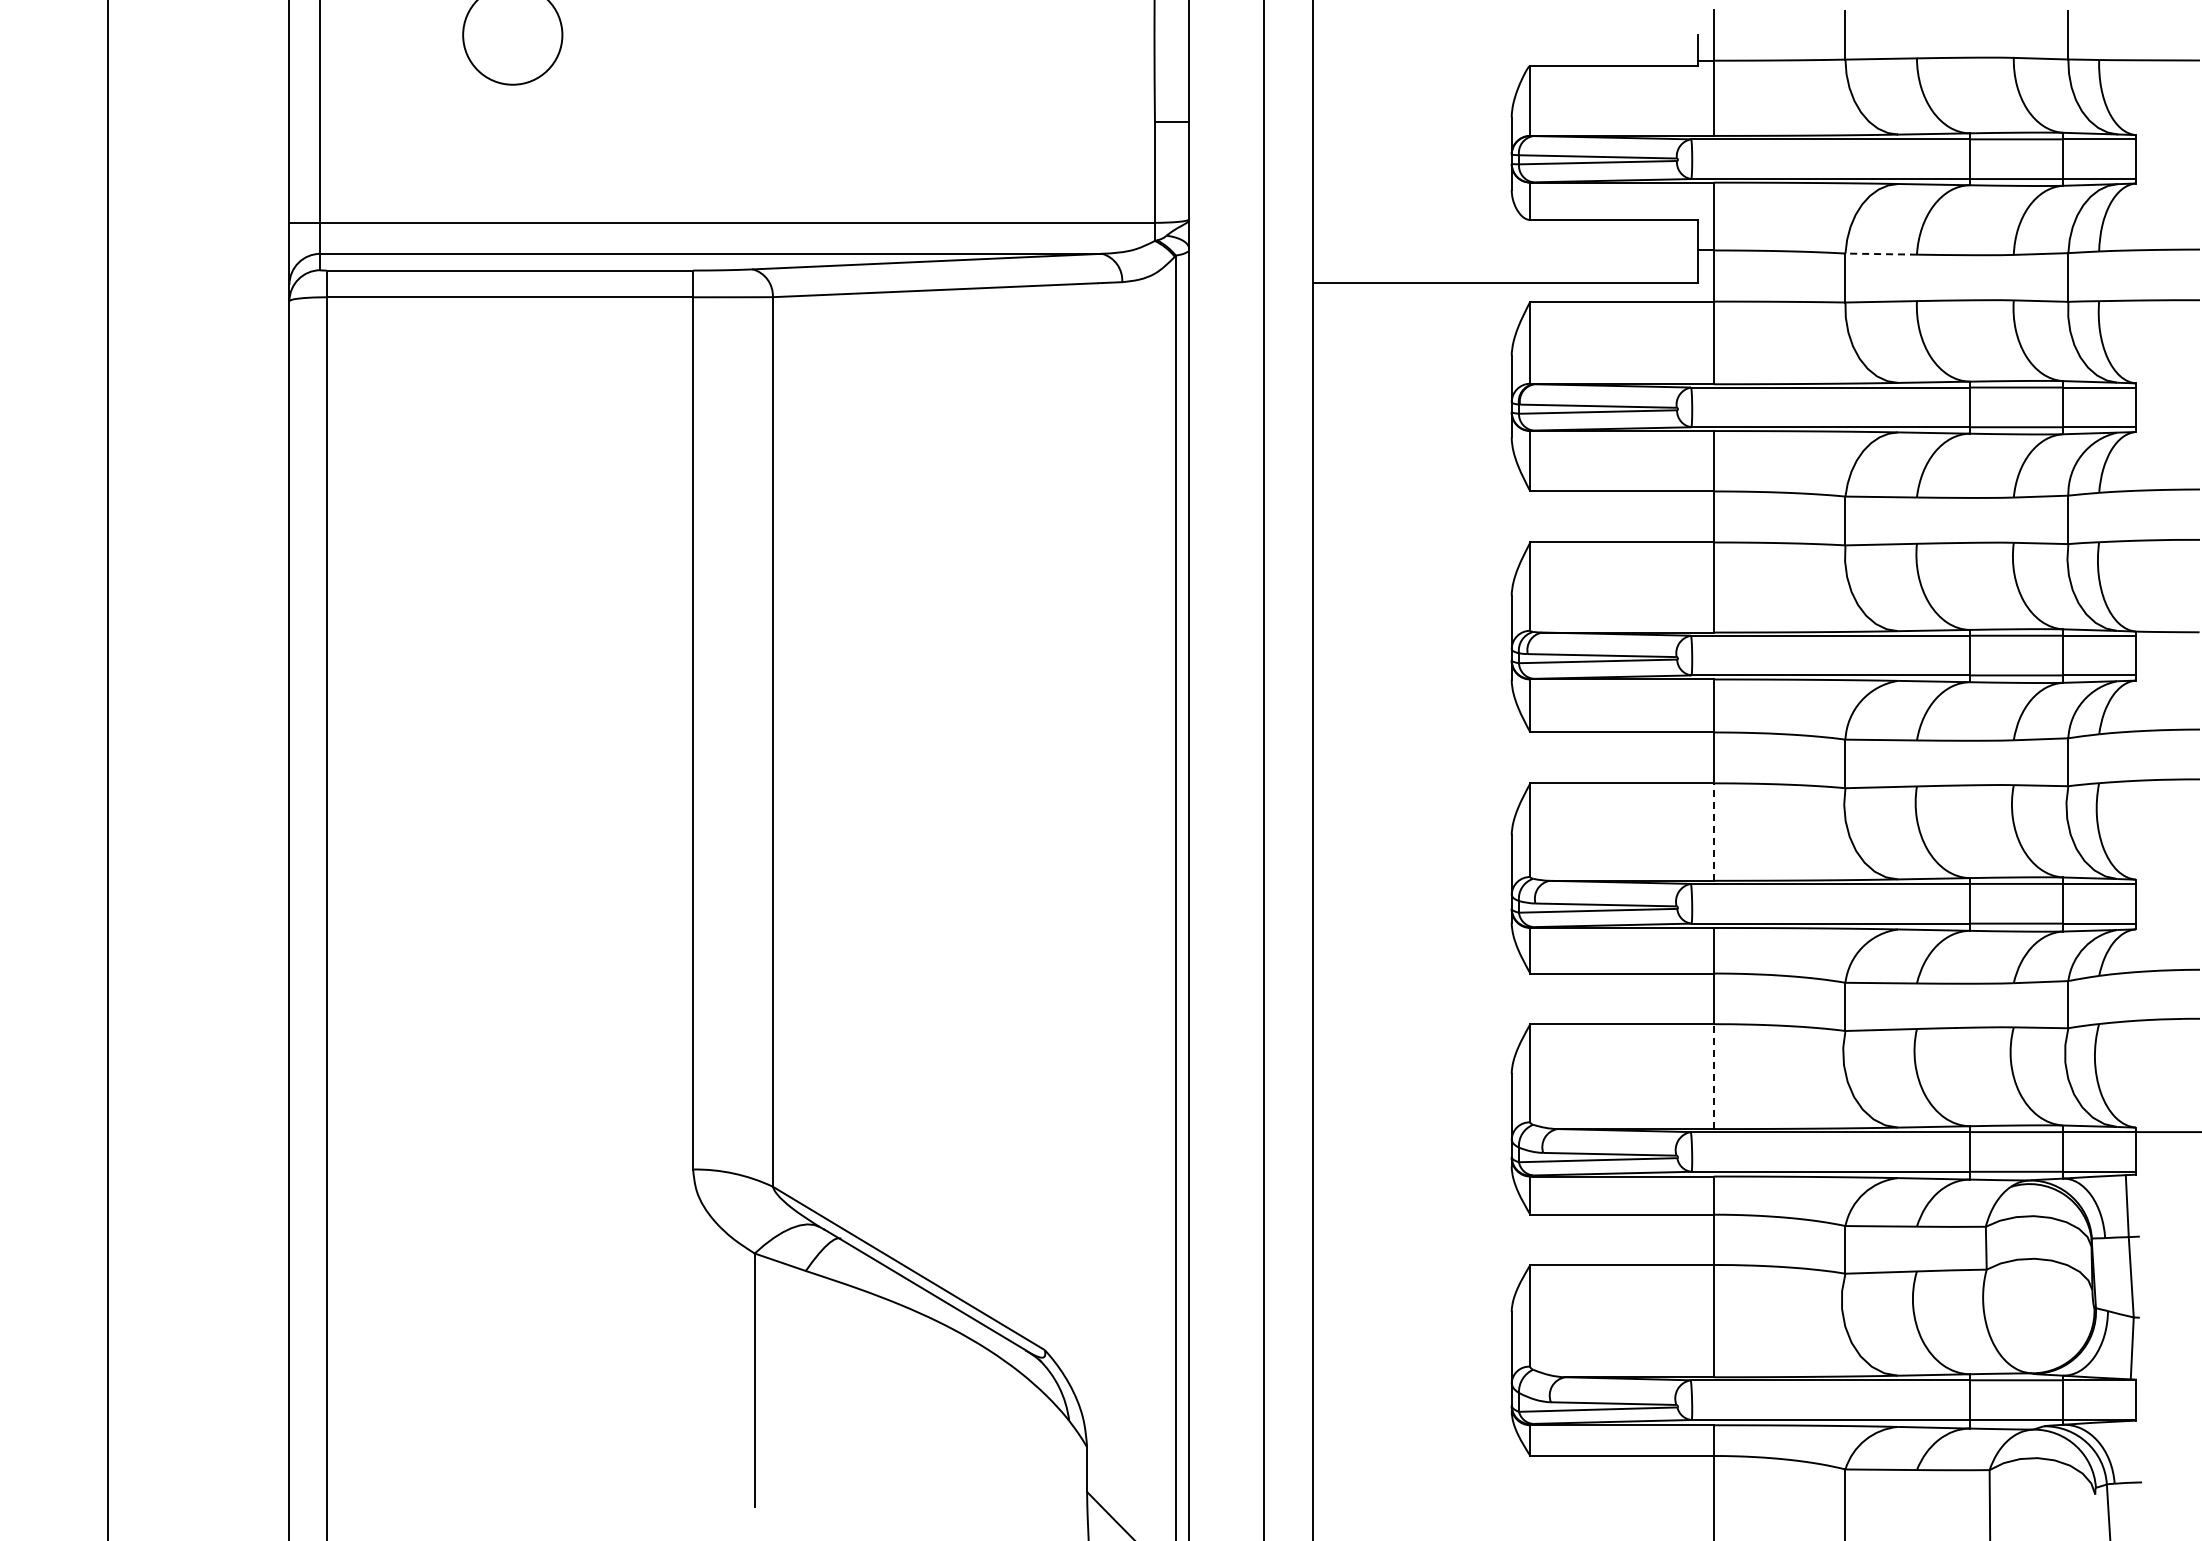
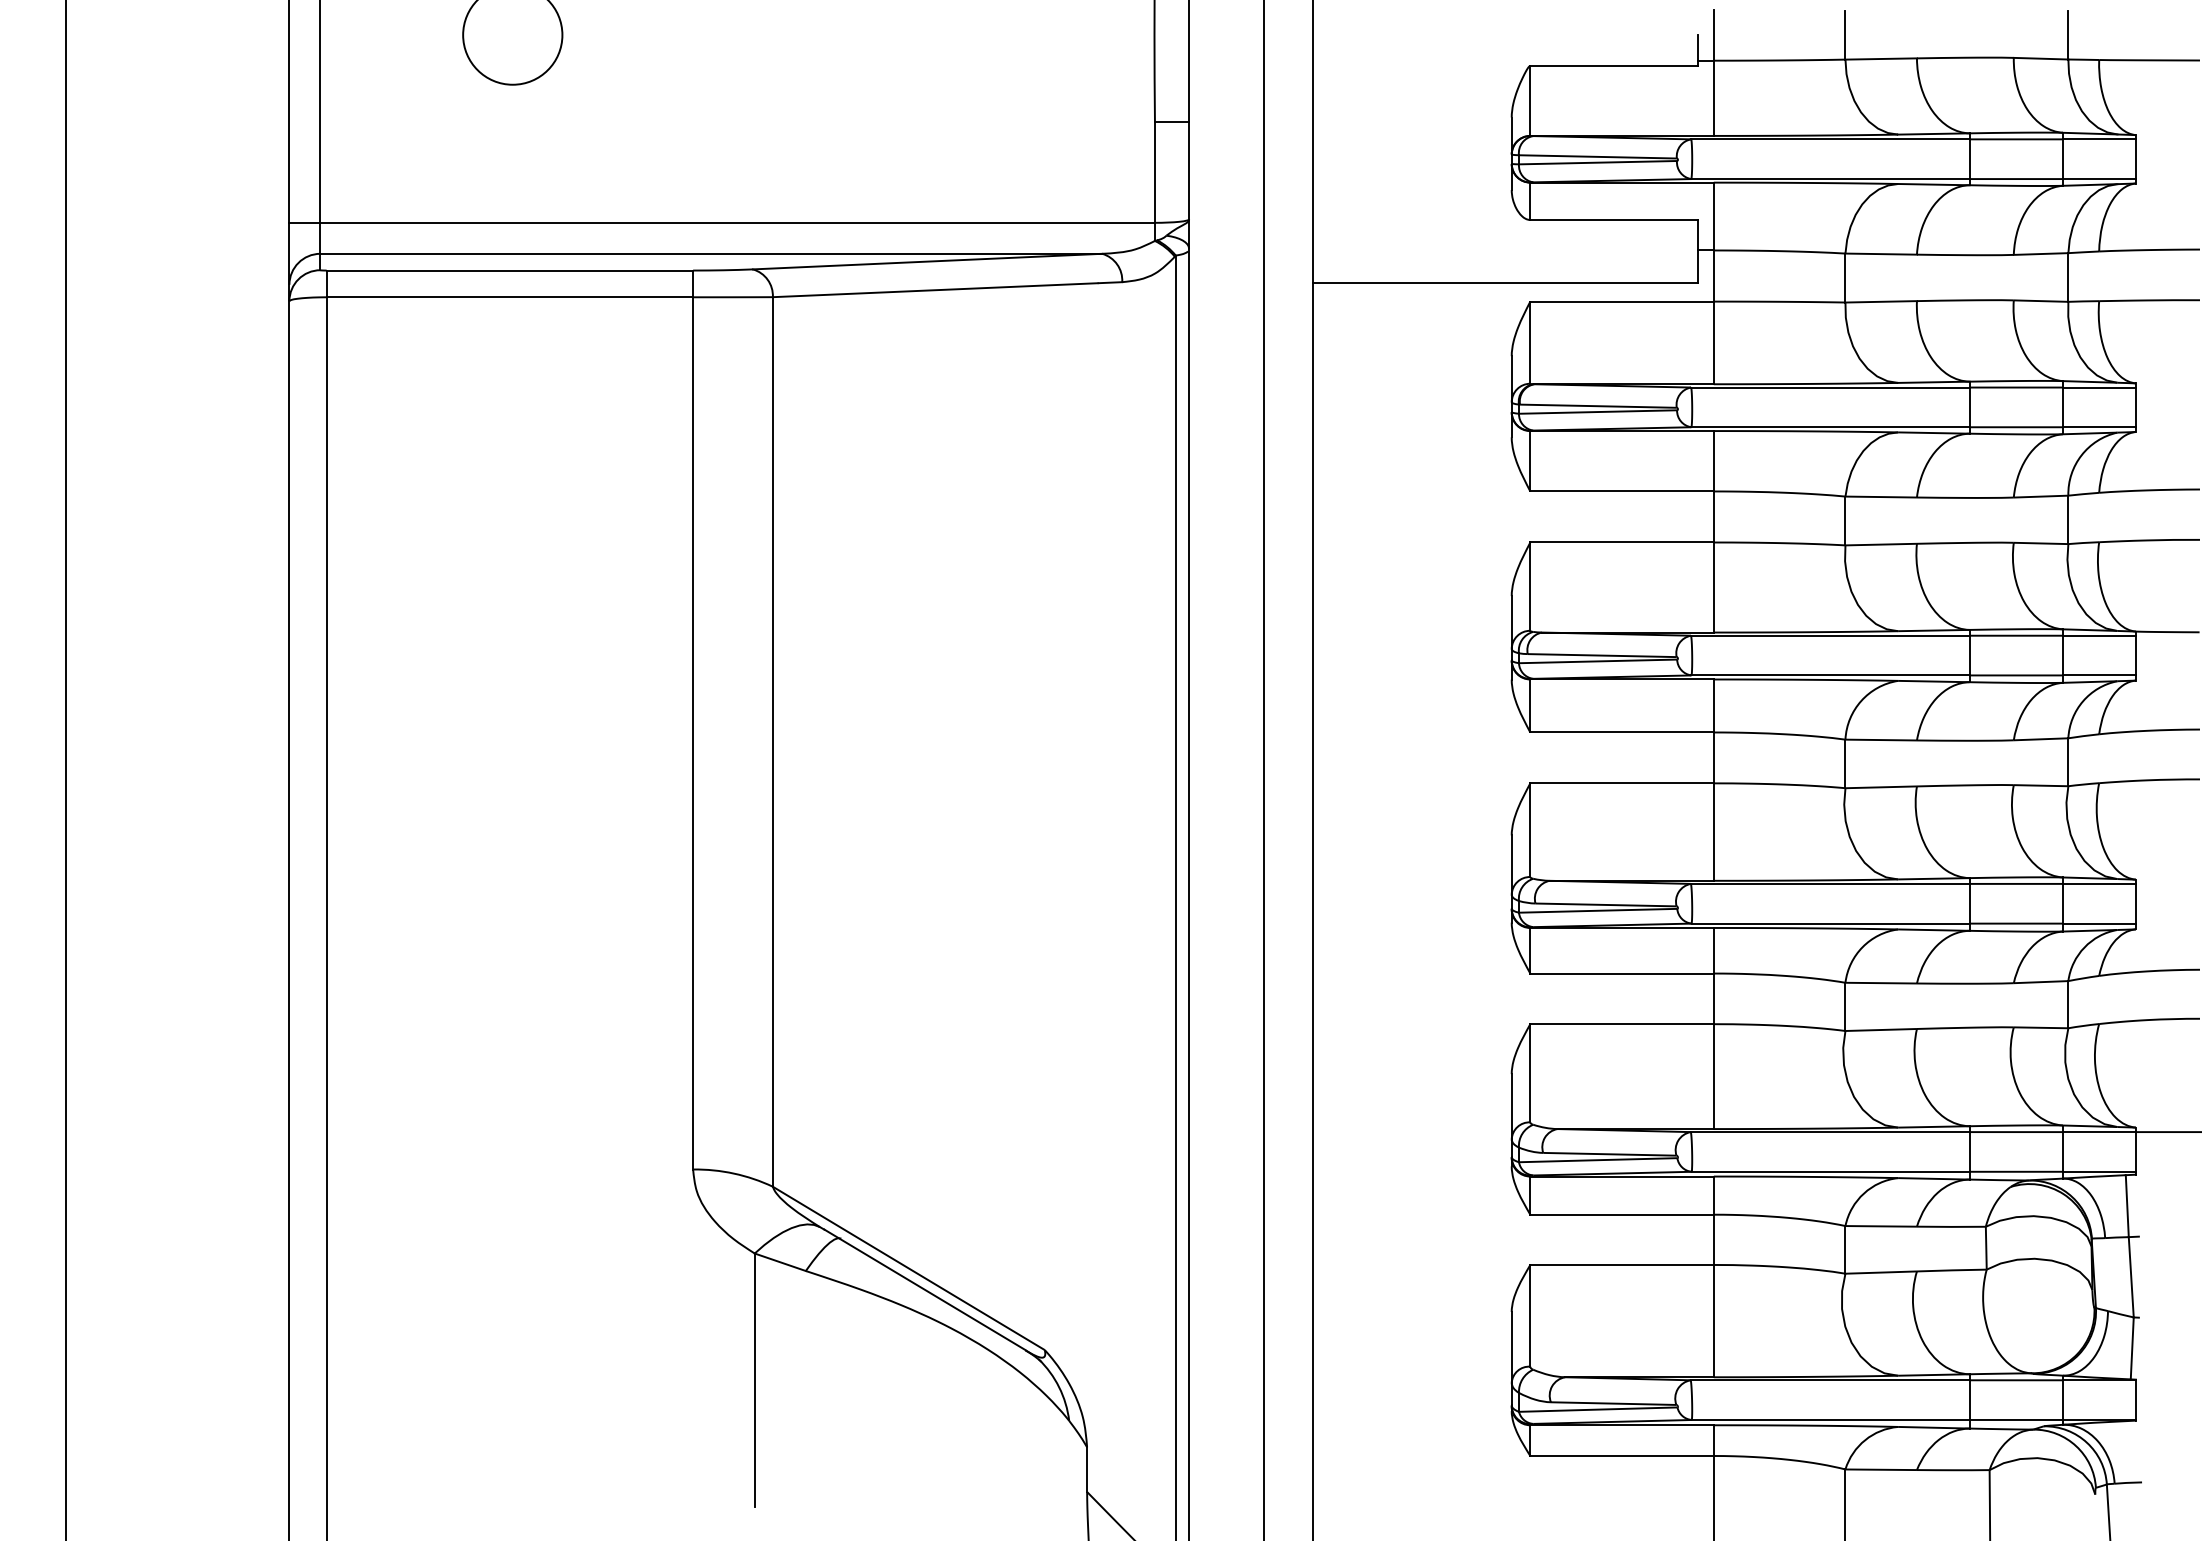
line: dashed -> solid (1881, 254)
line position: (108, 769) -> (66, 769) (66, 769)
line: dashed -> solid (1713, 832)
line: dashed -> solid (1713, 1076)
